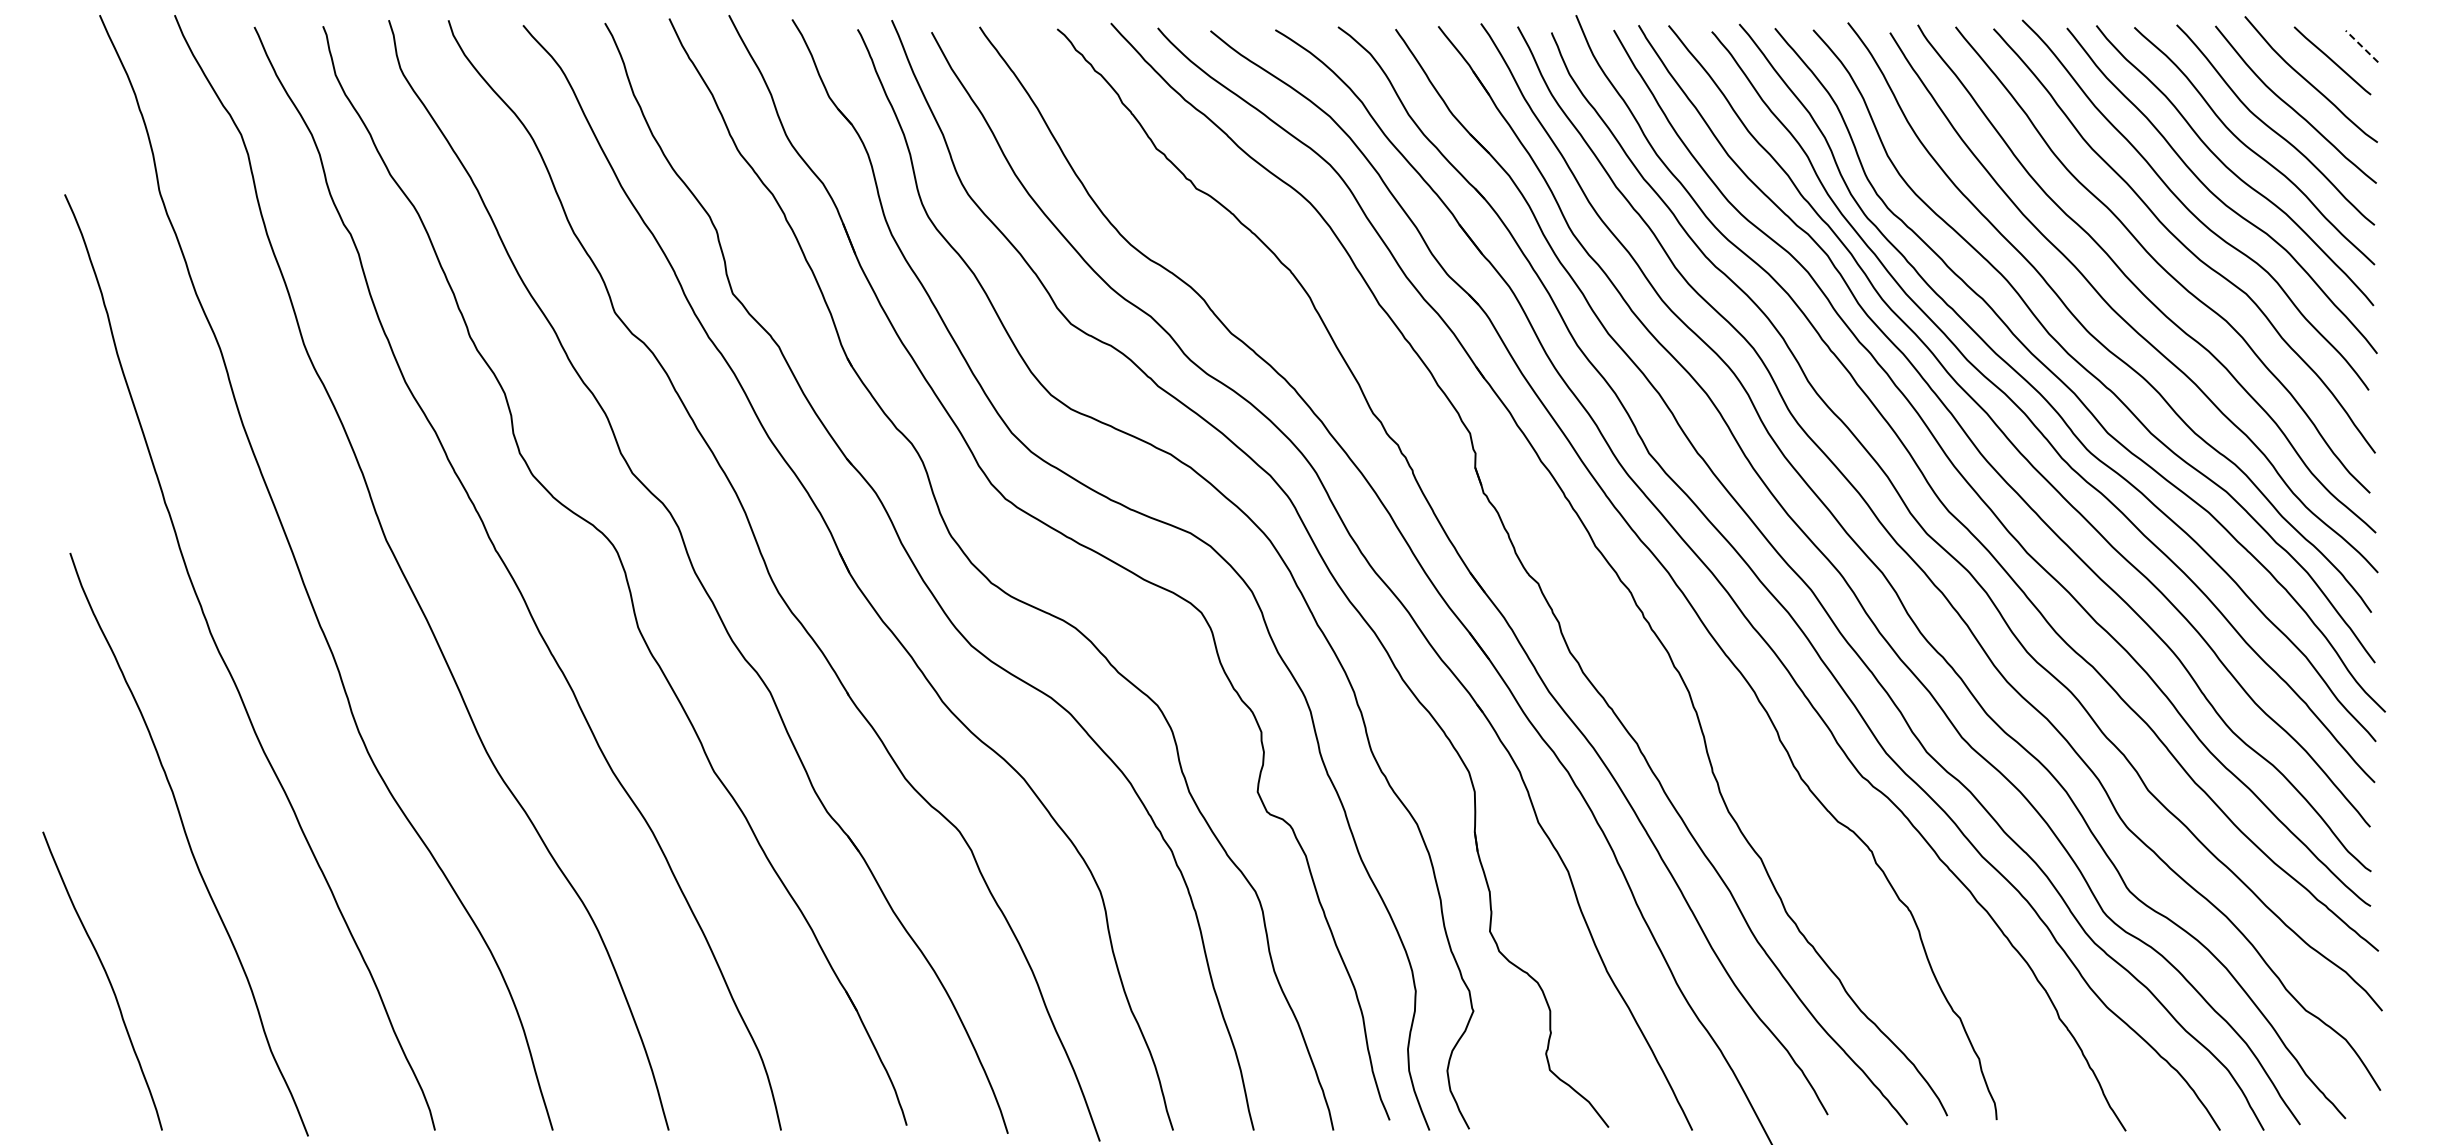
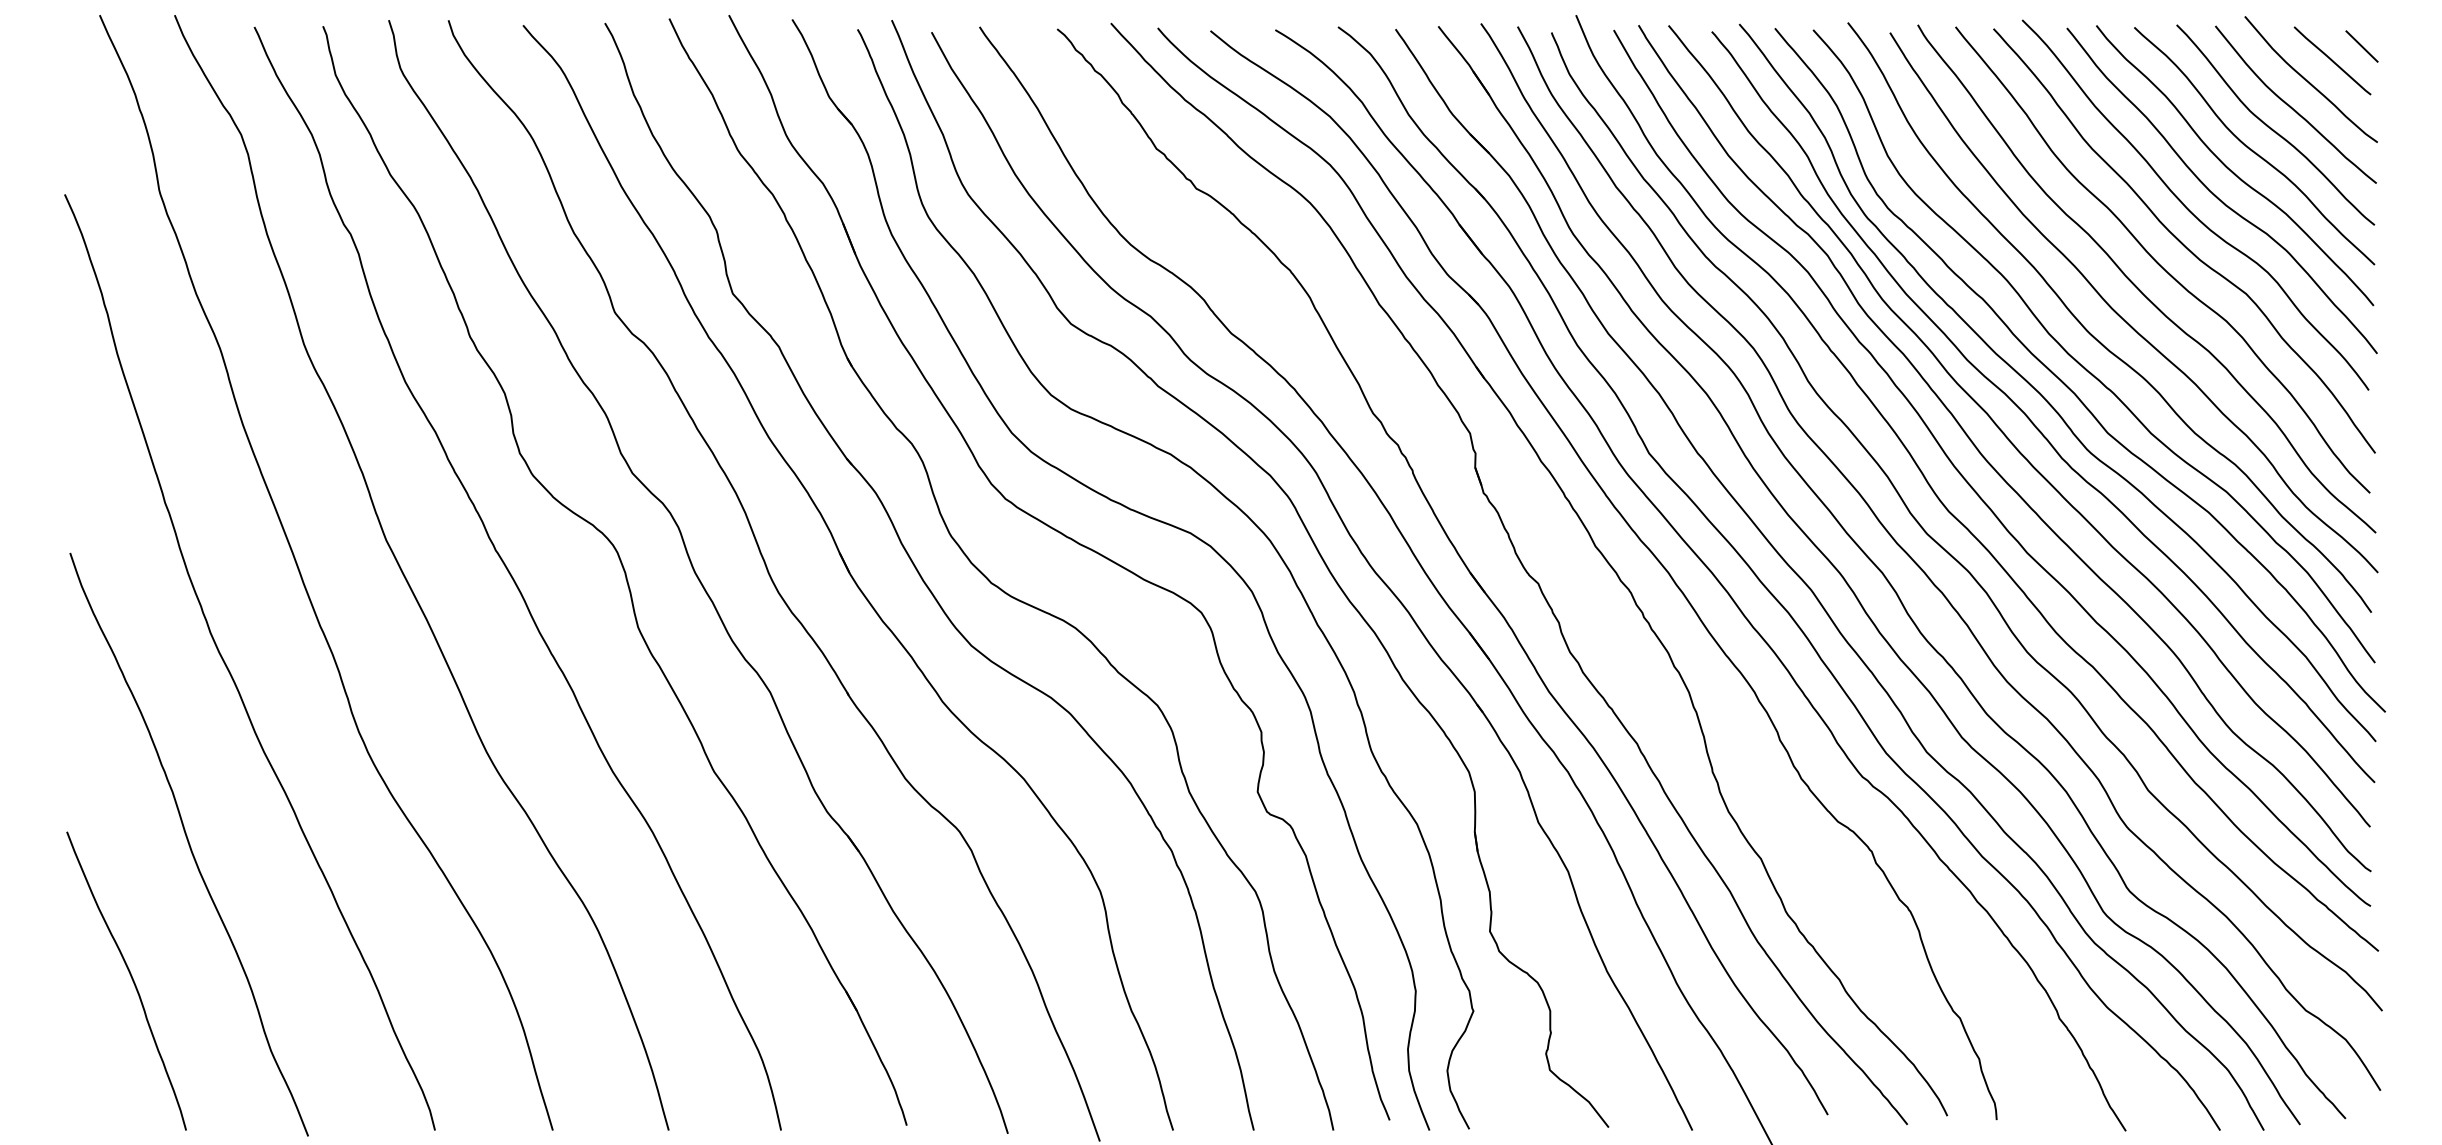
line: dashed -> solid (2362, 46)
curve position: (107, 979) -> (131, 979) (131, 979)
